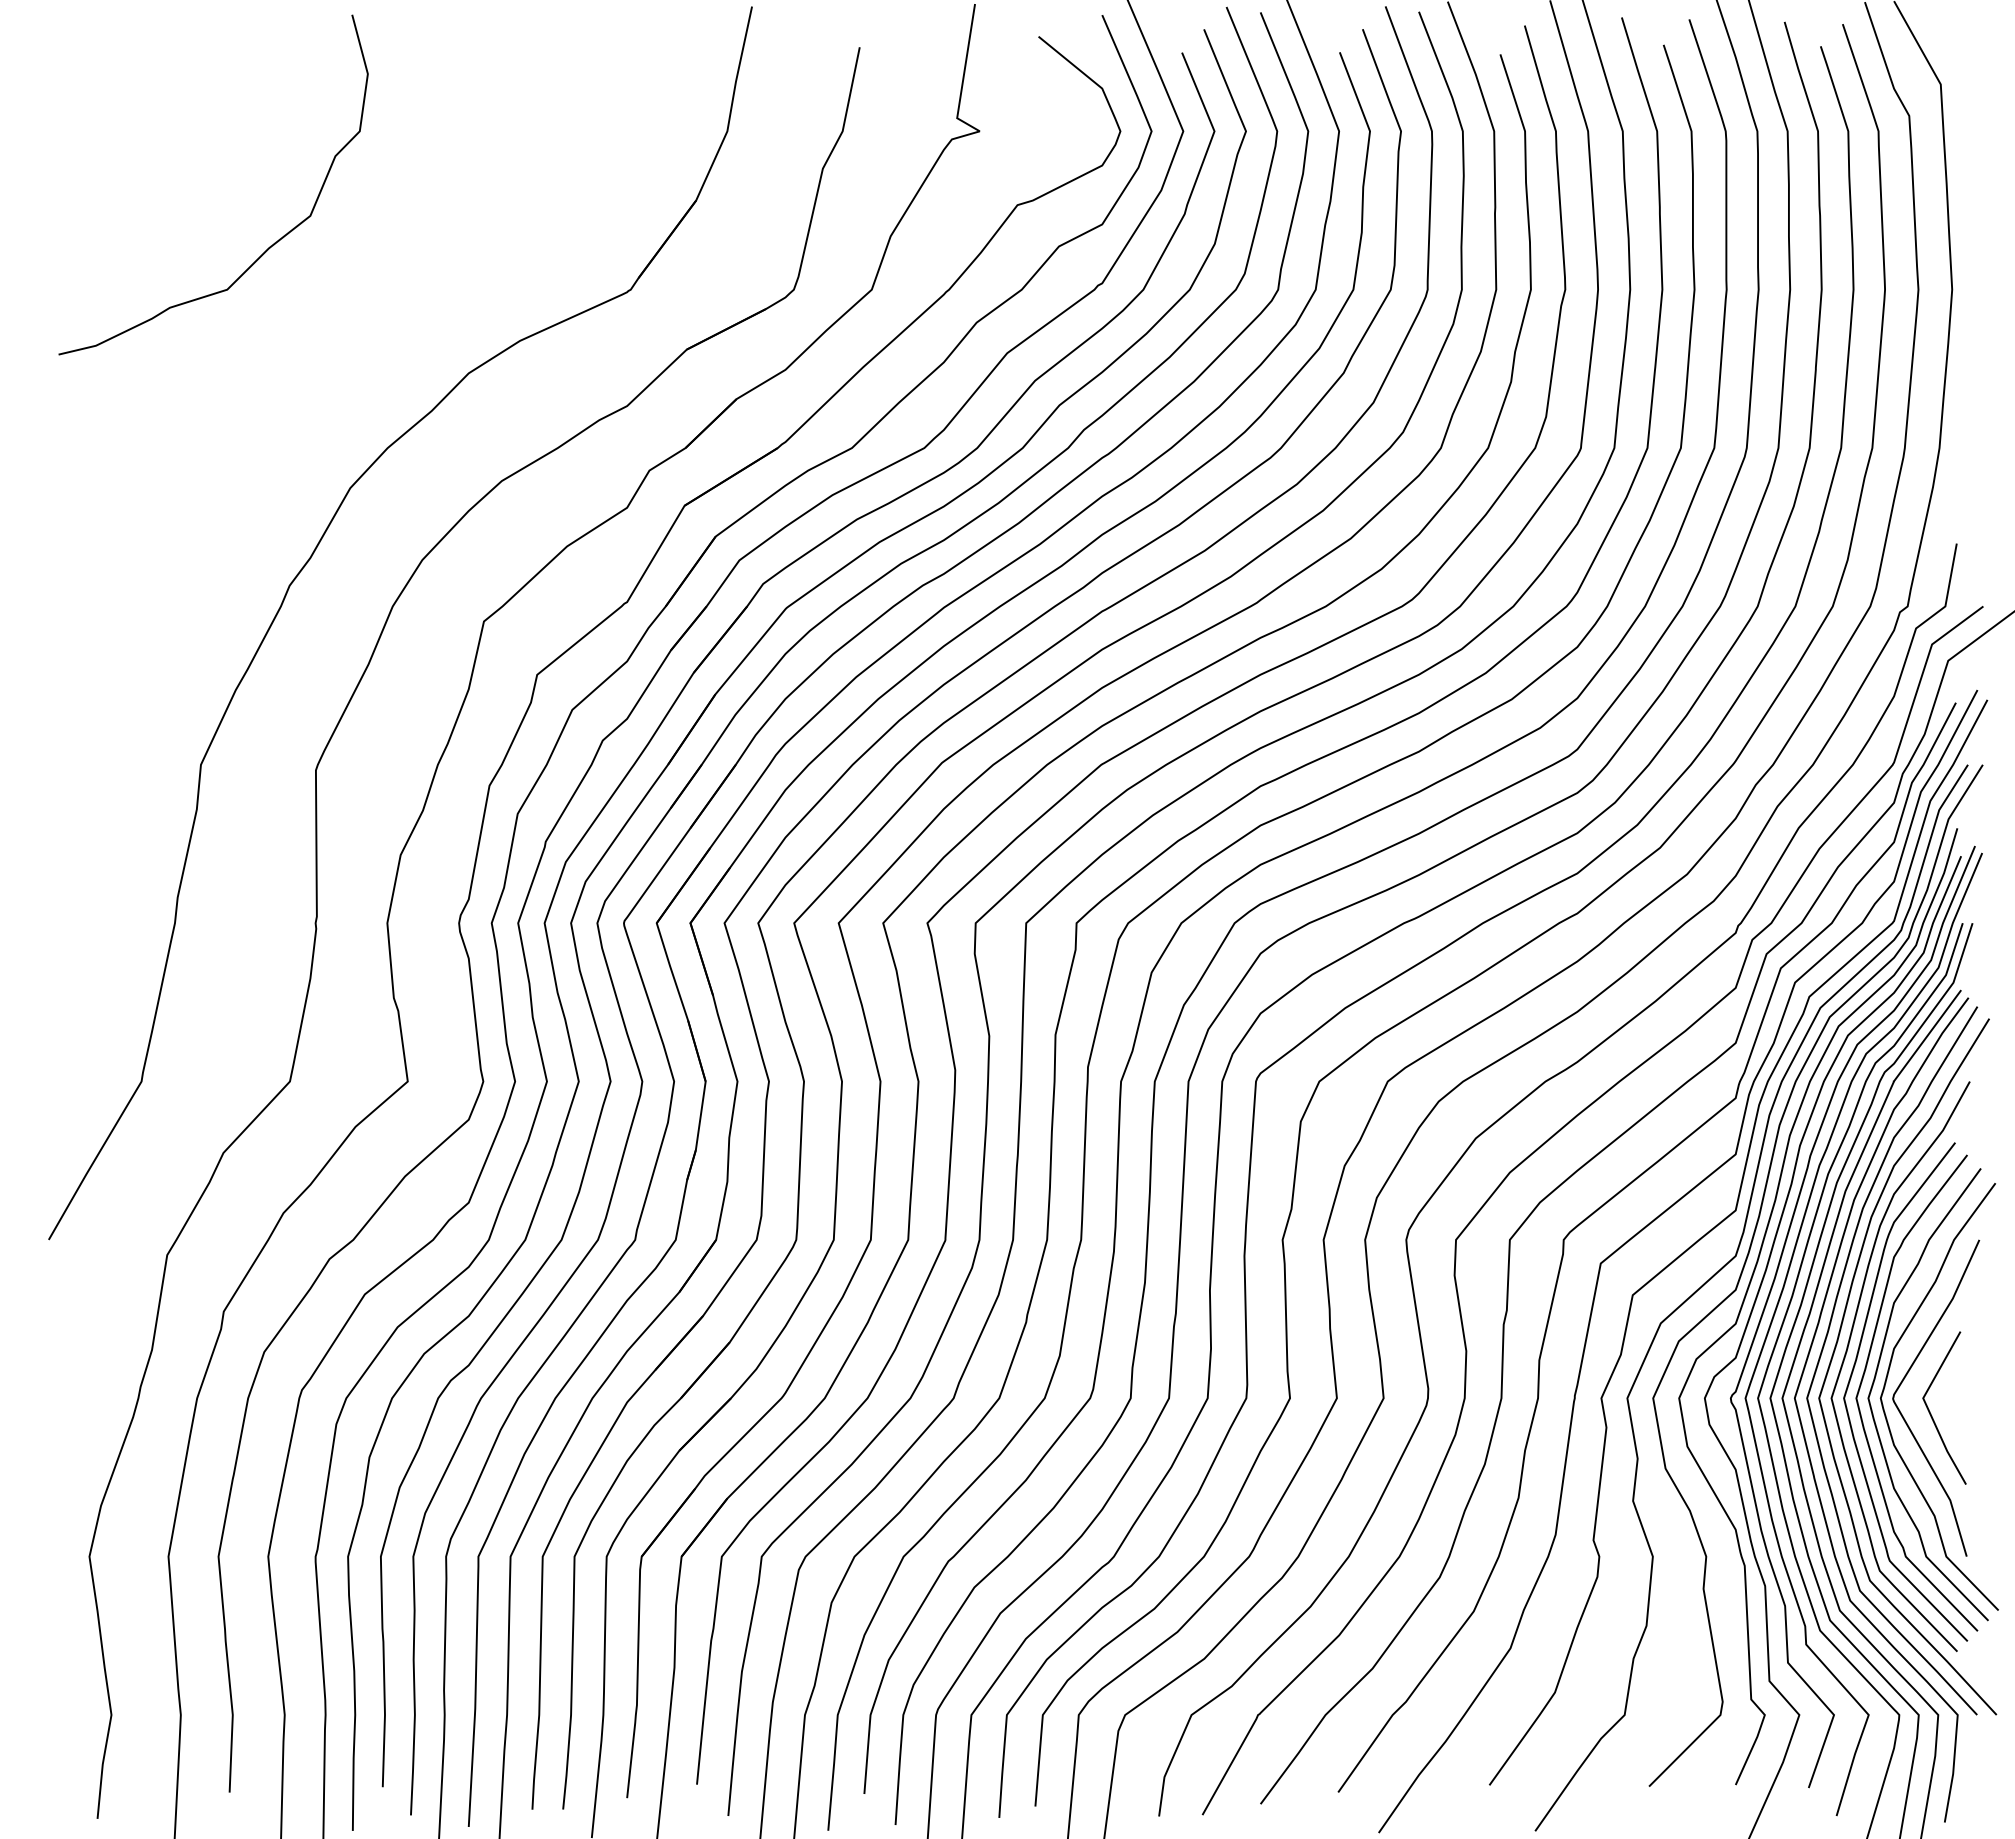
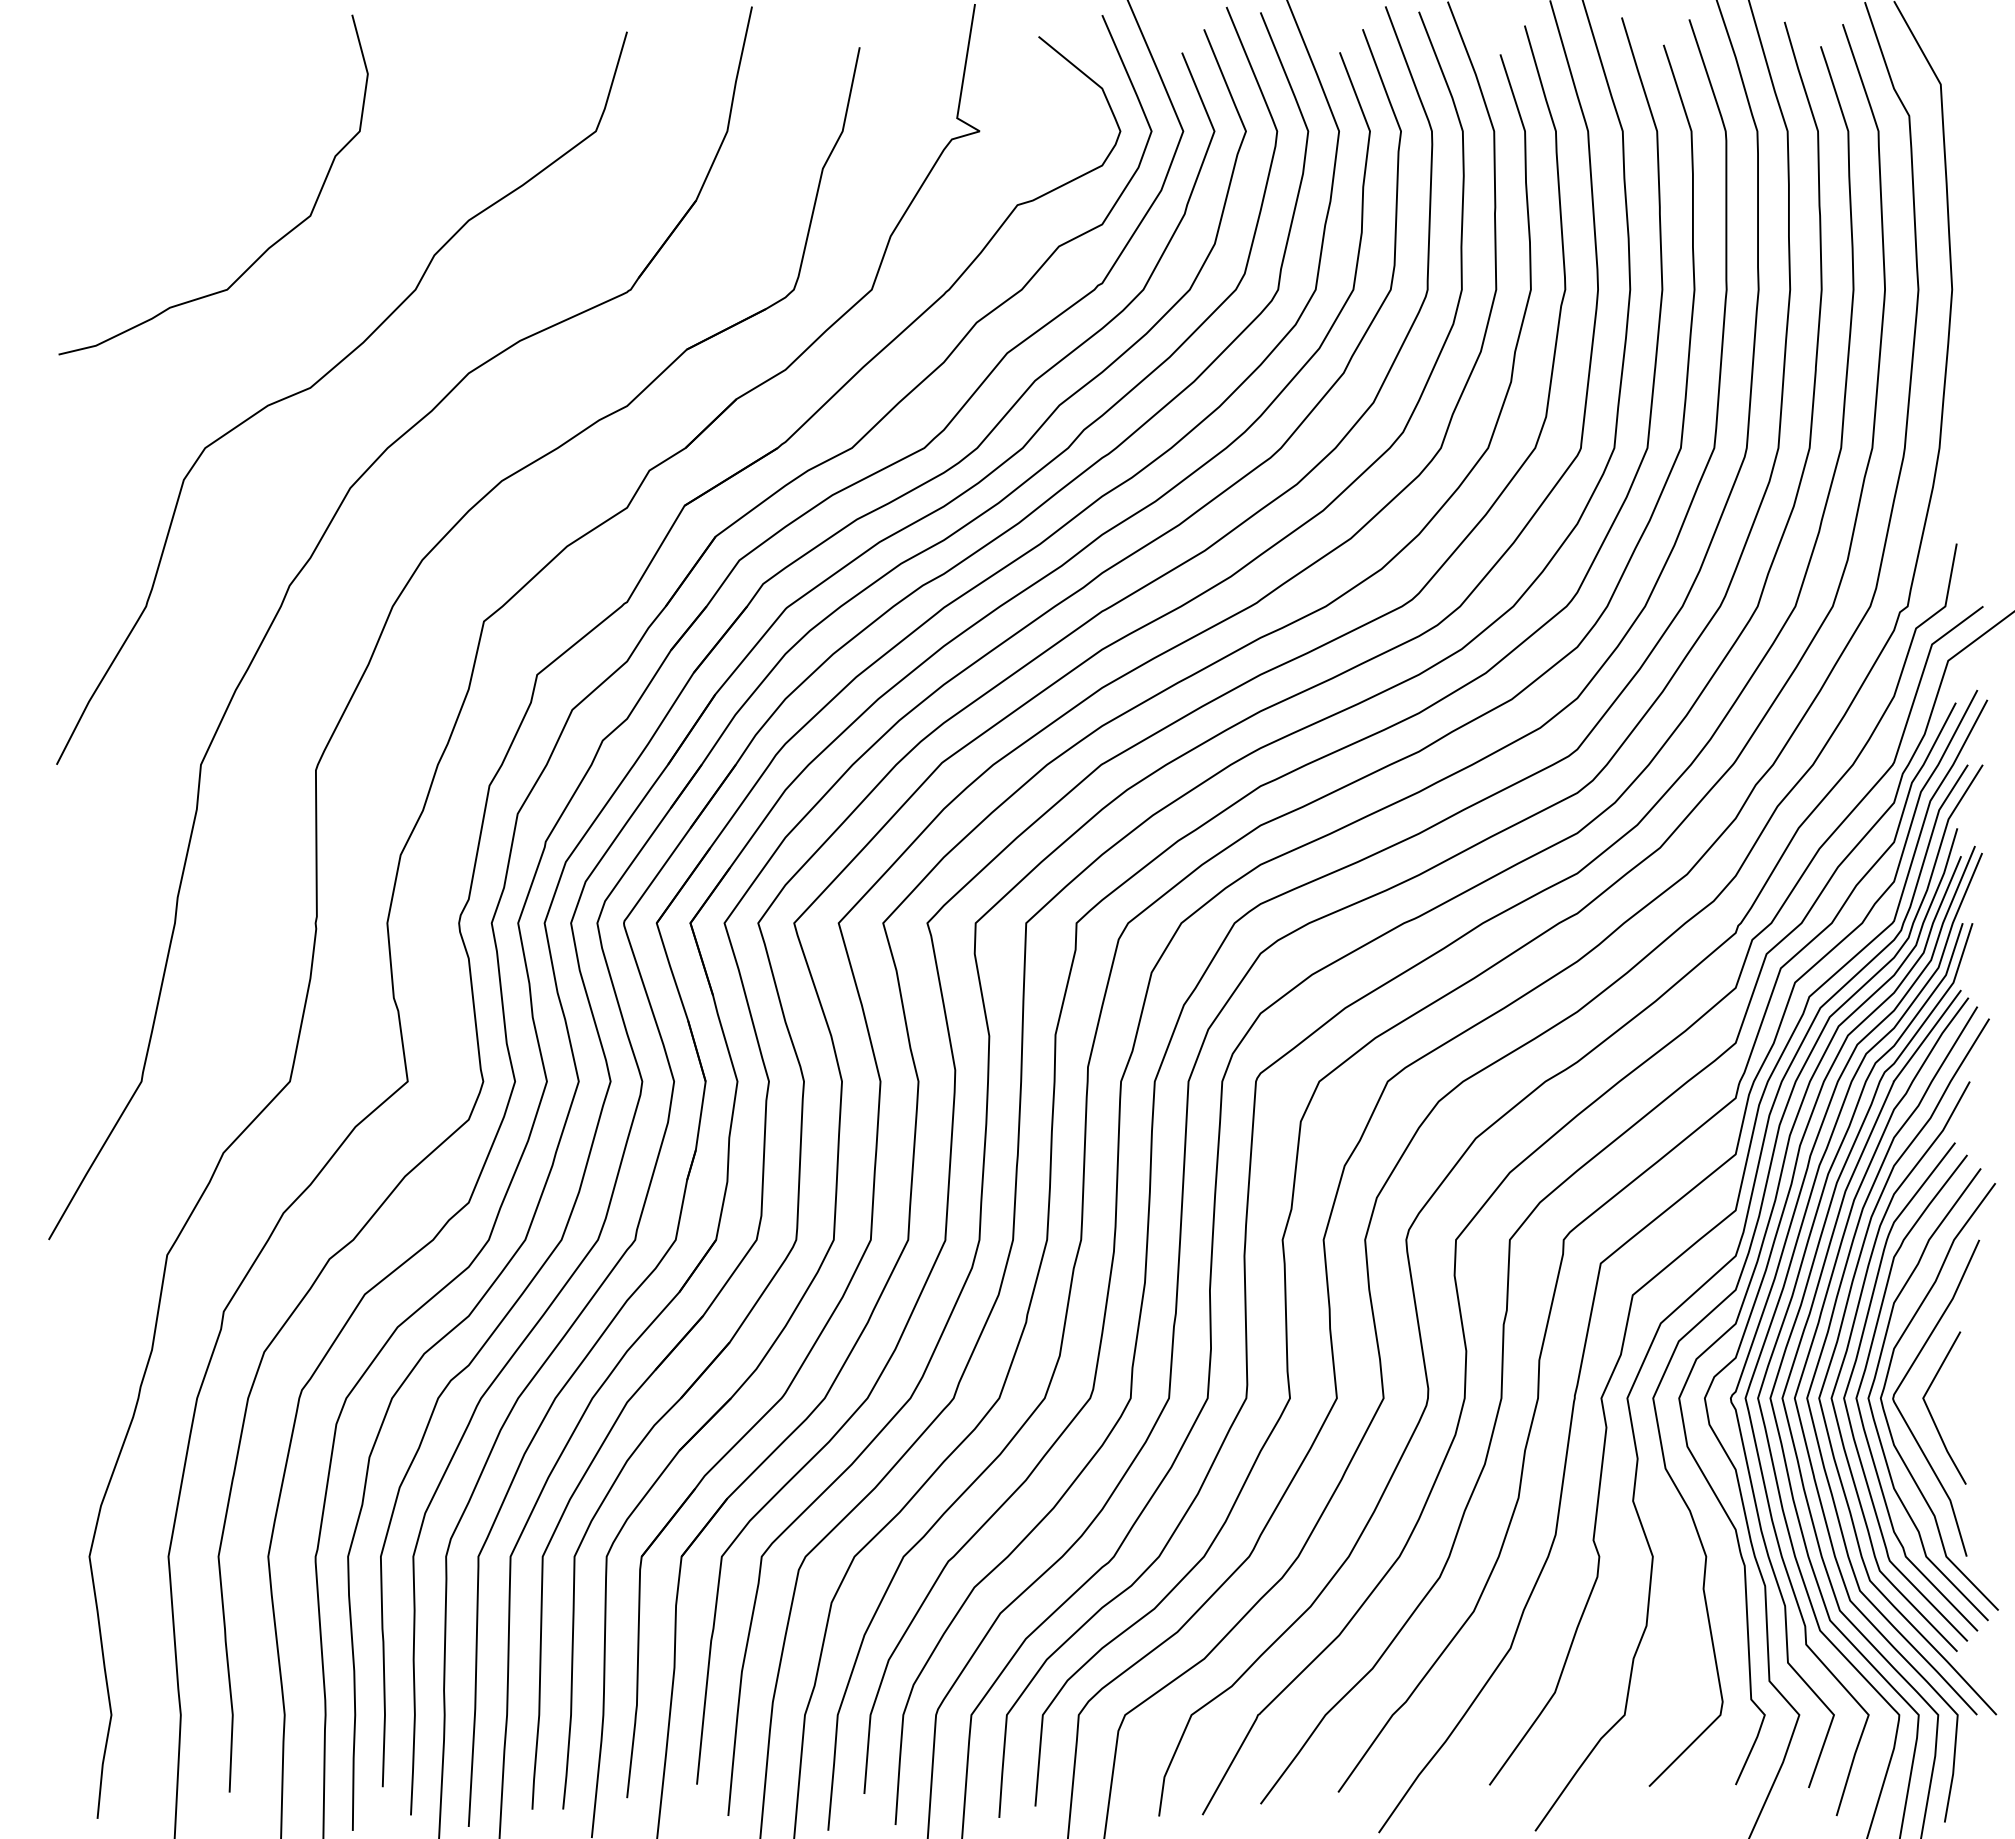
curve: none -> present (324, 377)
